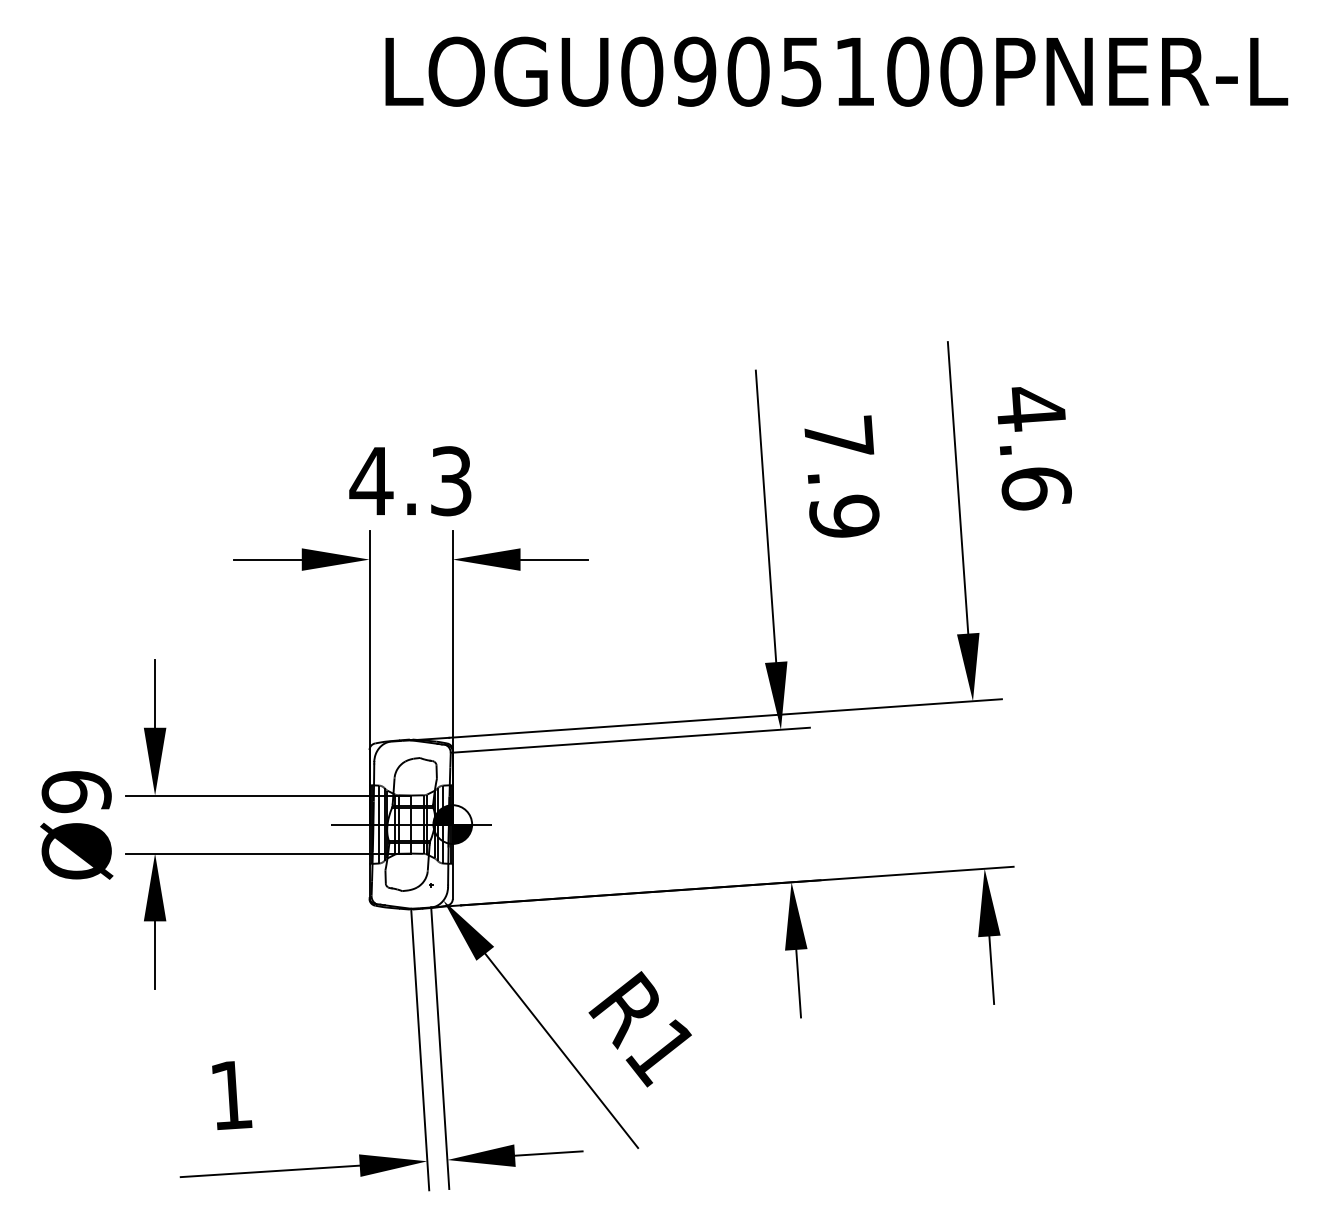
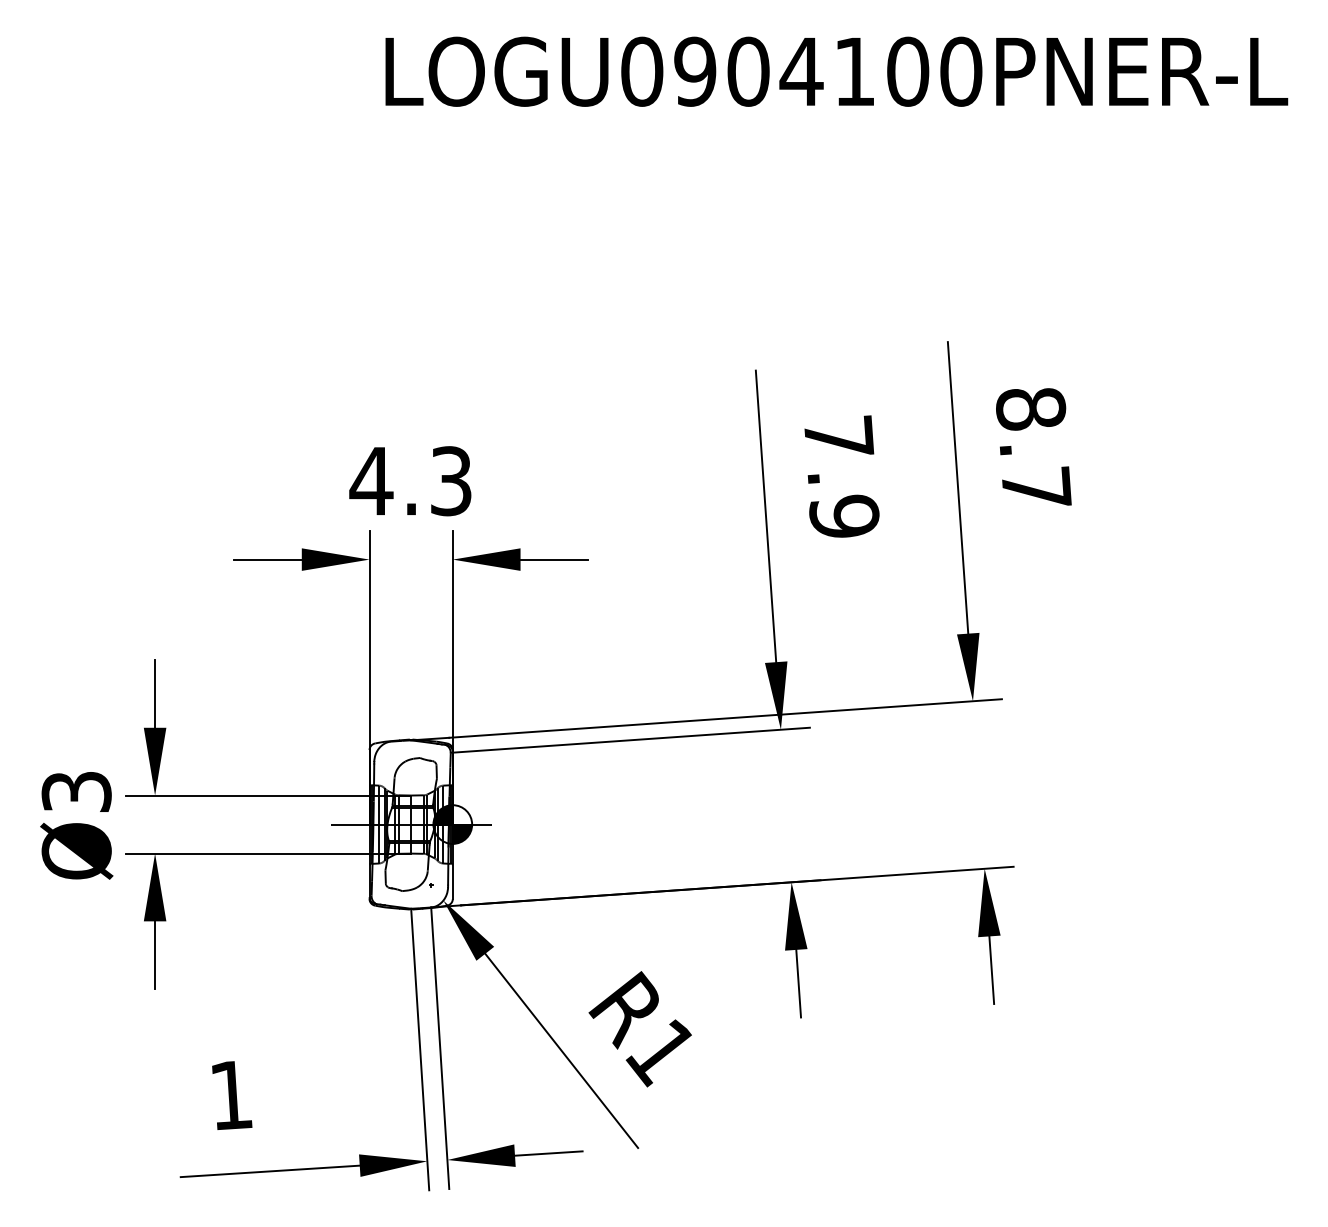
text: LOGU0905100PNER-L -> LOGU0904100PNER-L (801, 71)
text: 4.6 -> 8.7 (1033, 448)
text: Ø9 -> Ø3 (76, 792)
